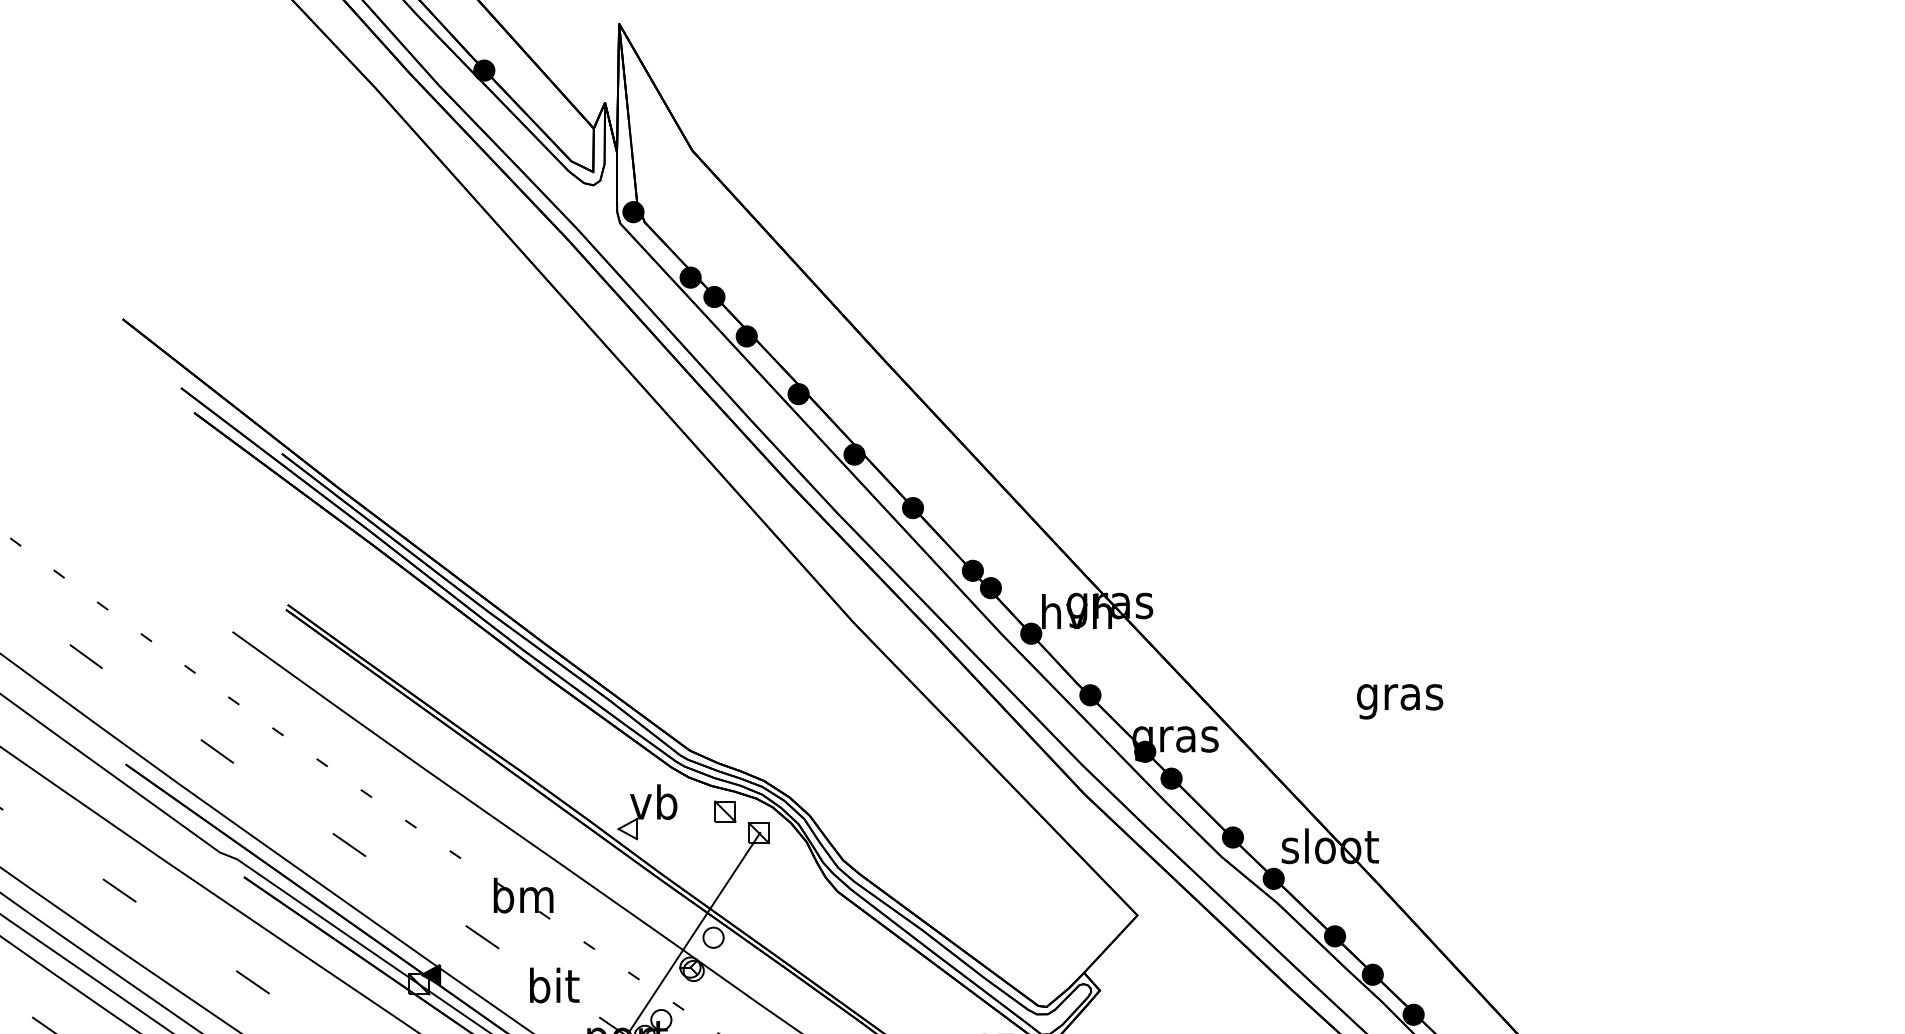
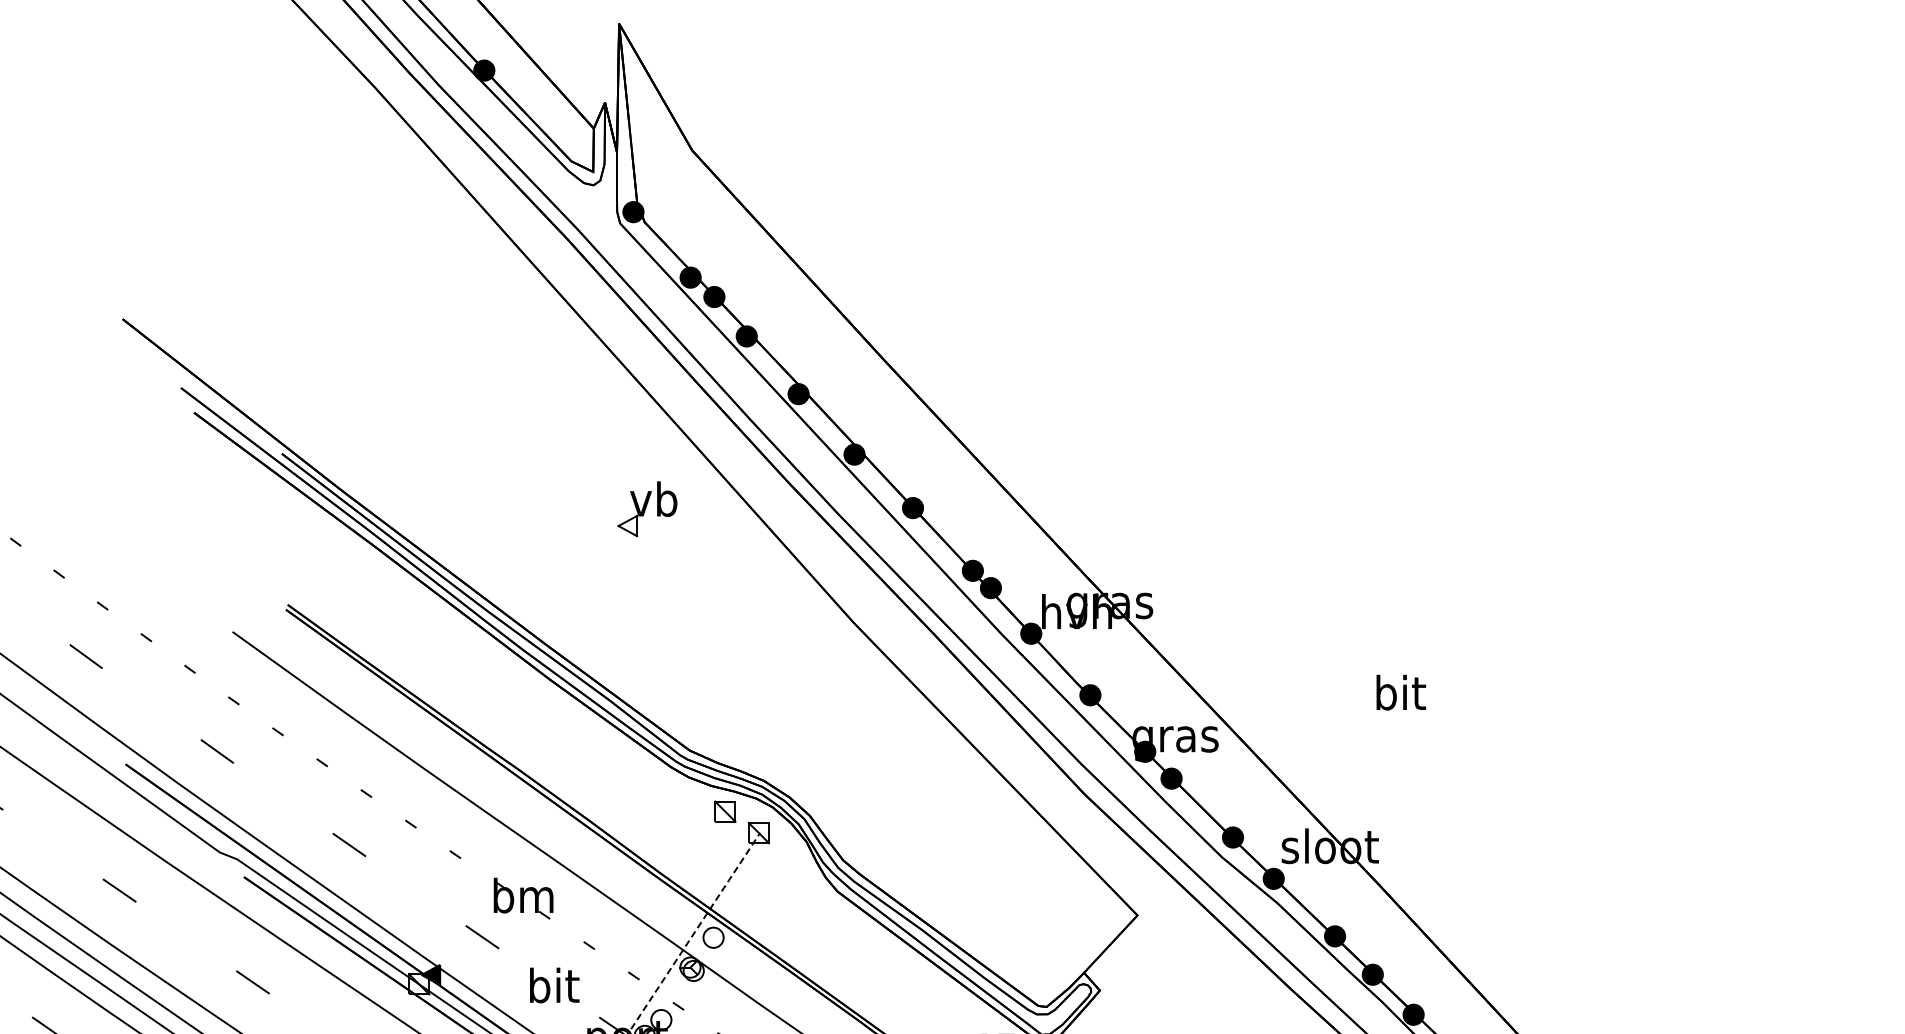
text: gras -> bit (1400, 696)
part position: (647, 812) -> (647, 509) (647, 509)
line: solid -> dashed (694, 933)
